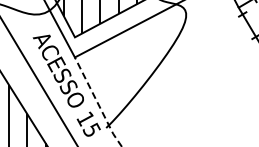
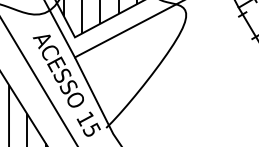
line: dashed -> solid (97, 102)
